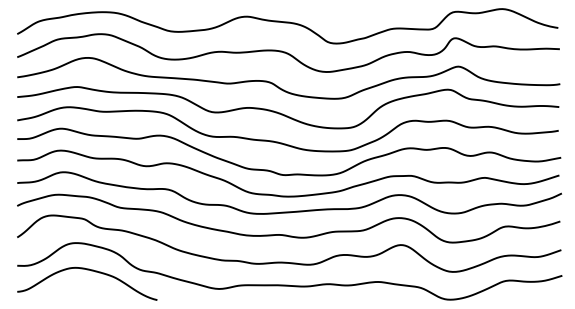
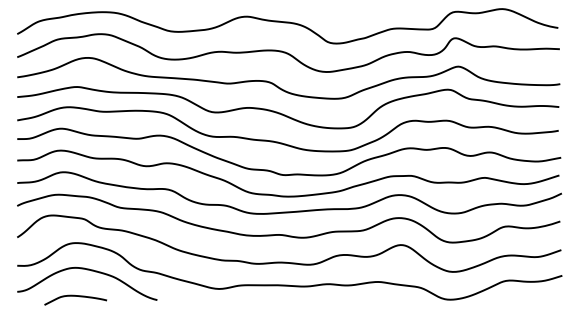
curve: none -> present (75, 296)
